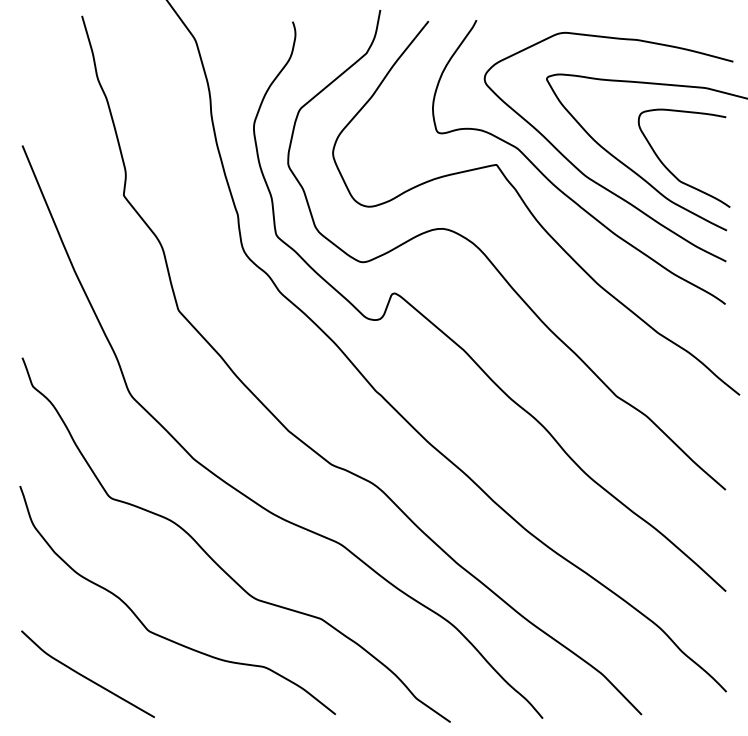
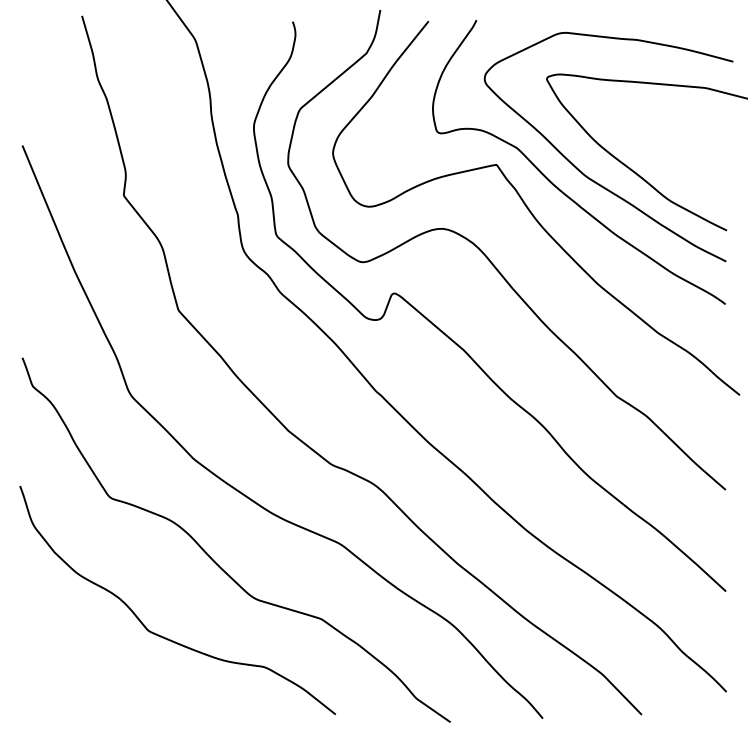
curve: present -> none (670, 170)
curve: present -> none (84, 675)
